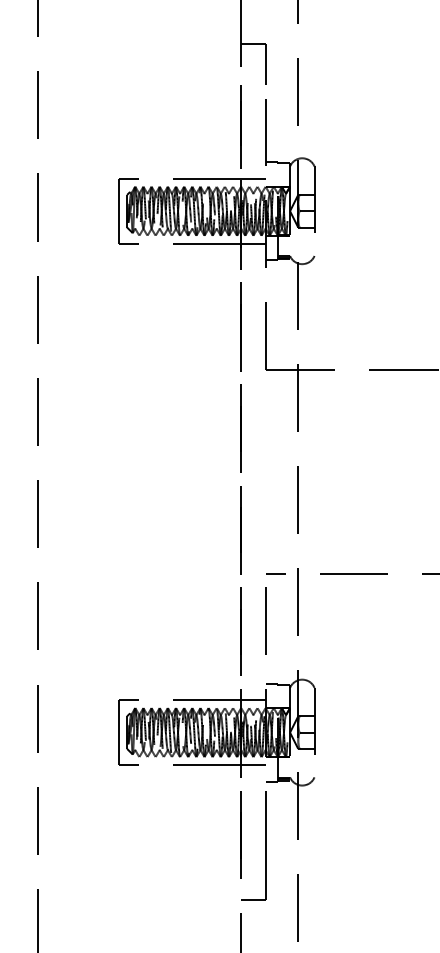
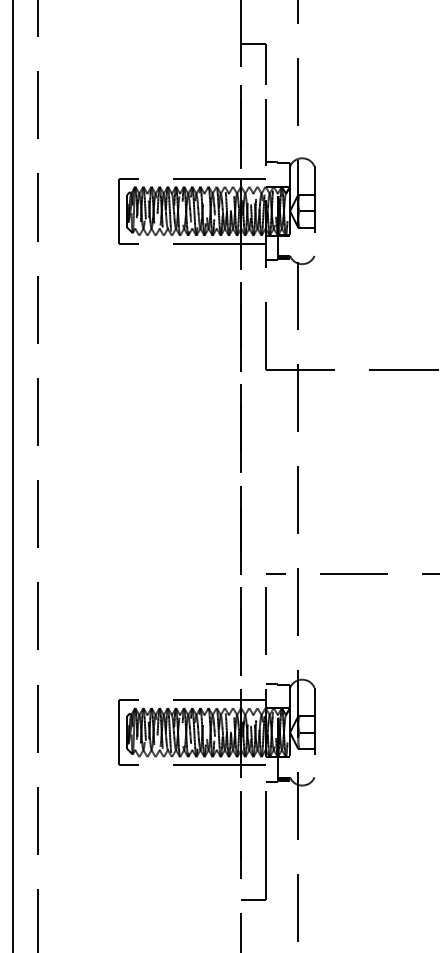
line: none -> present (13, 475)
